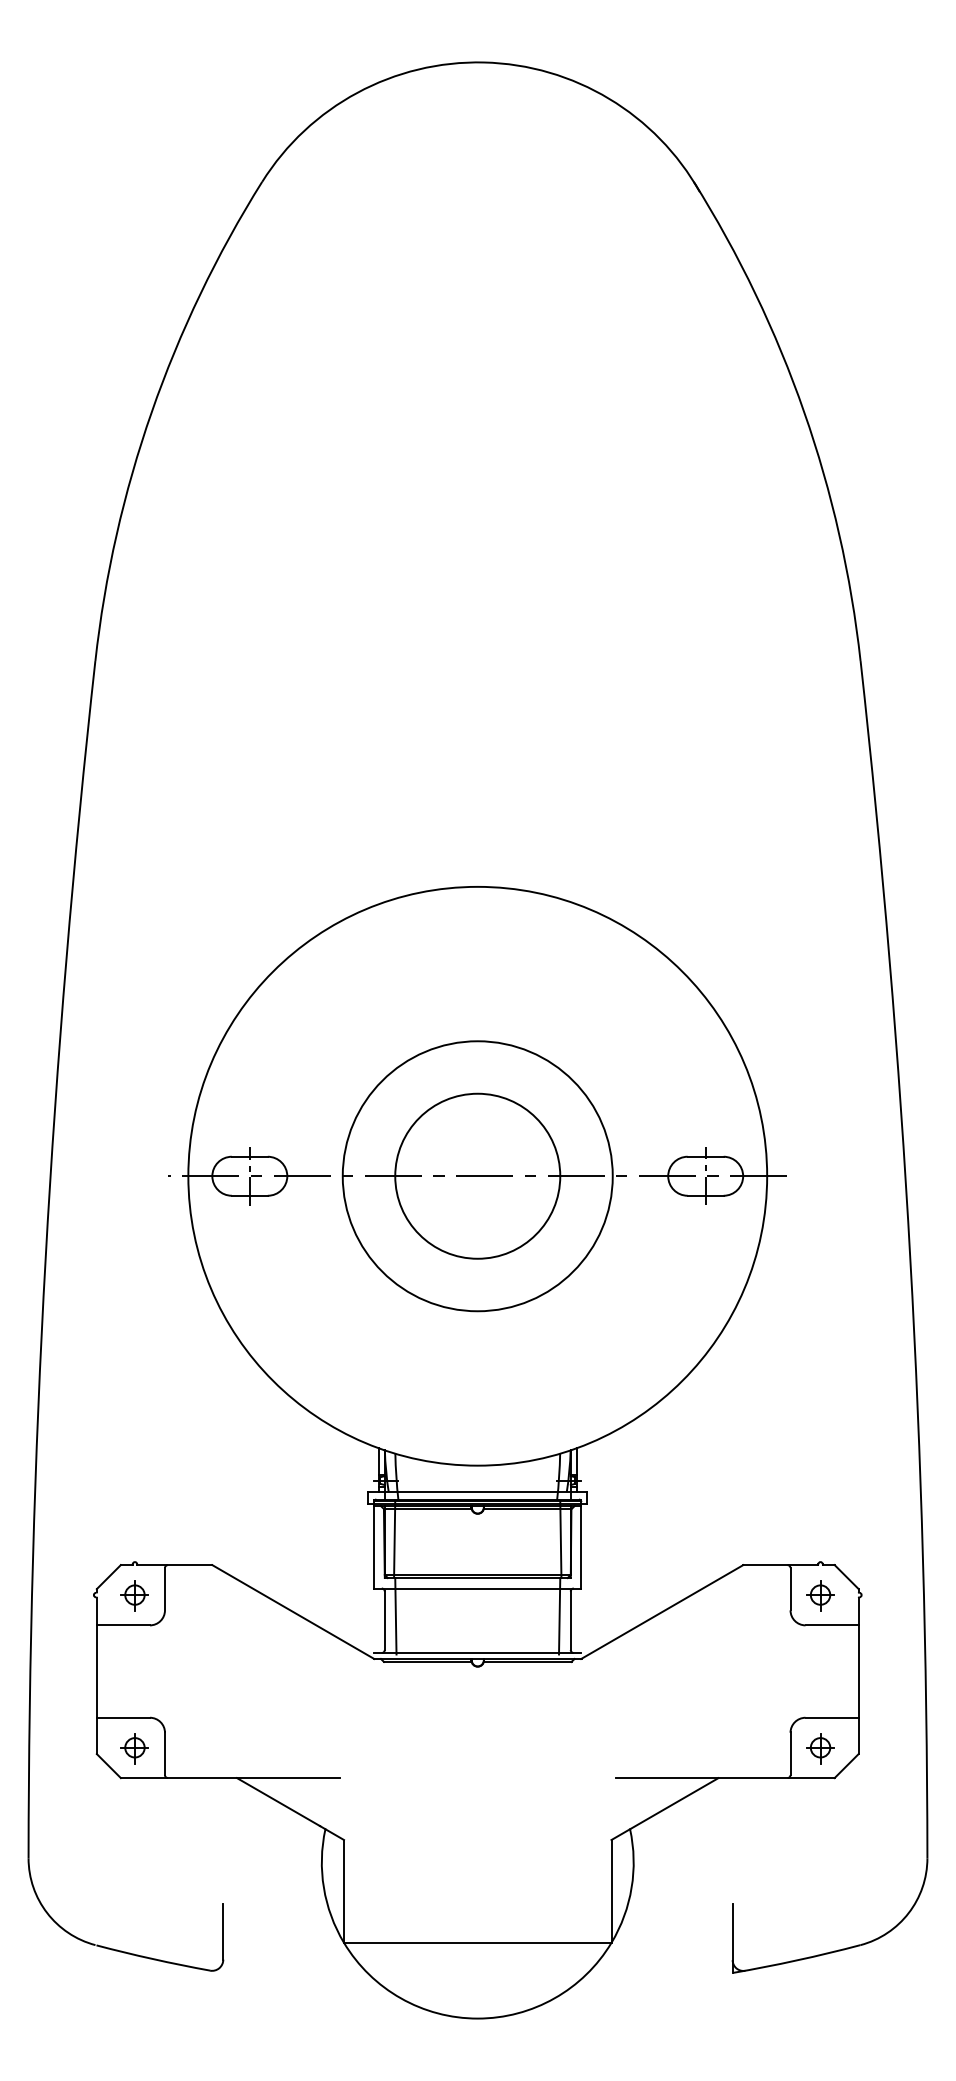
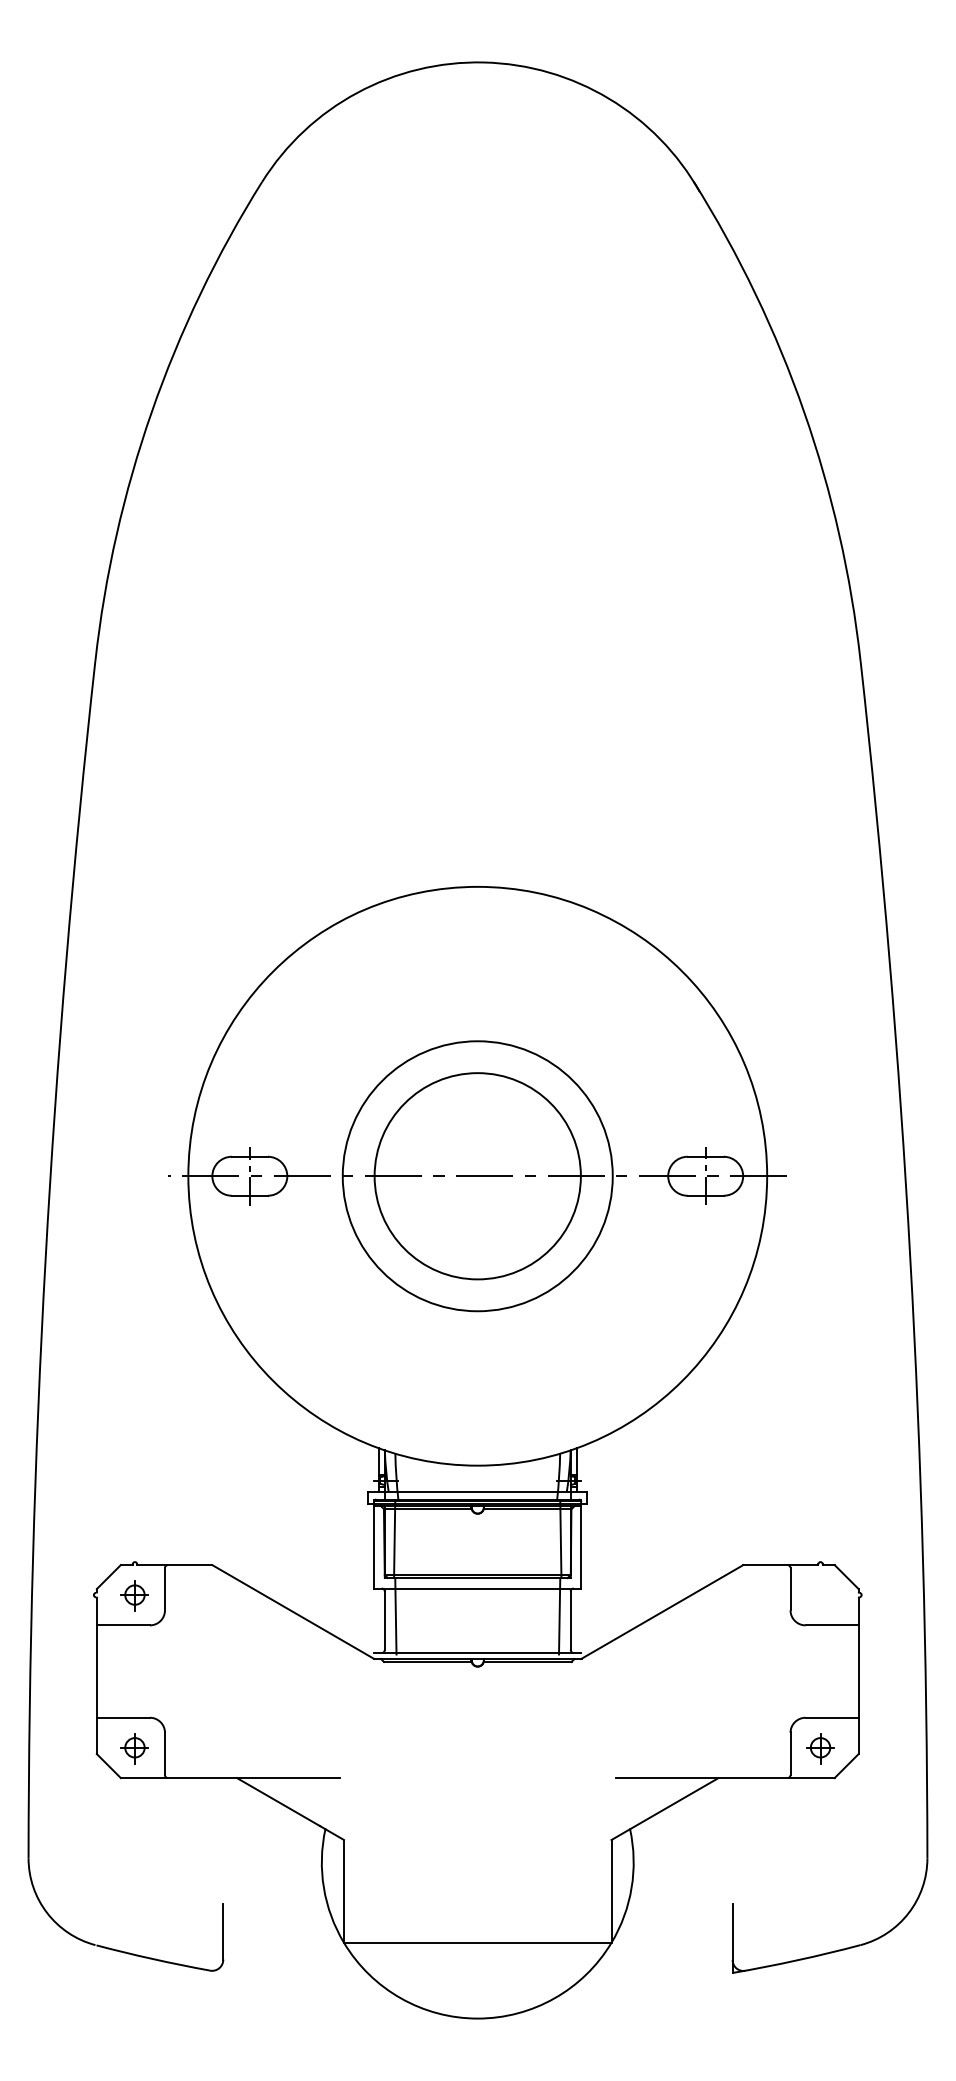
circle diameter: 165 px -> 206 px (477, 1176)
part: present -> none (820, 1595)
